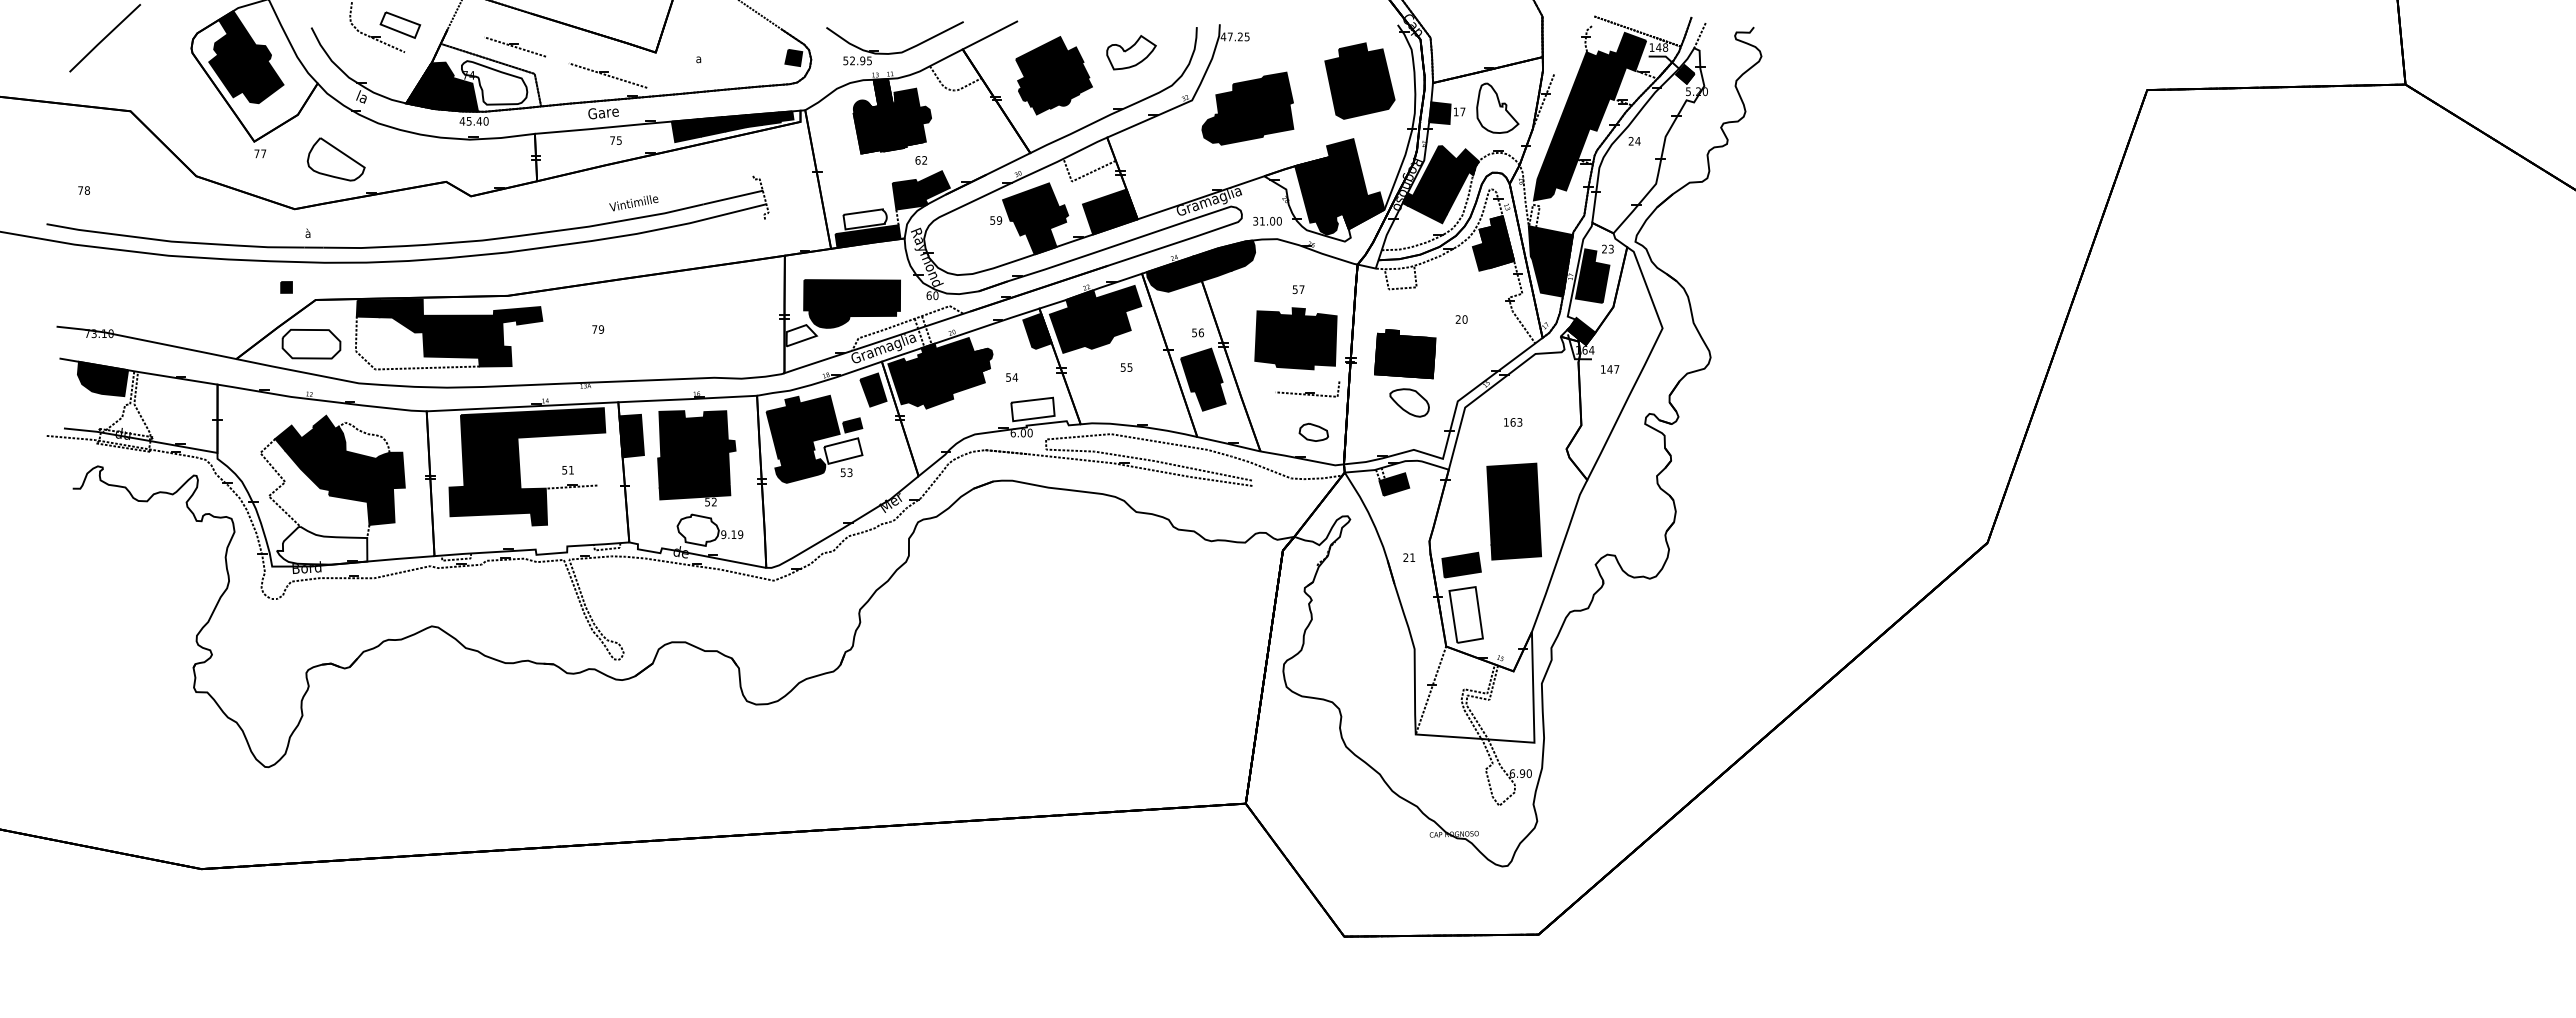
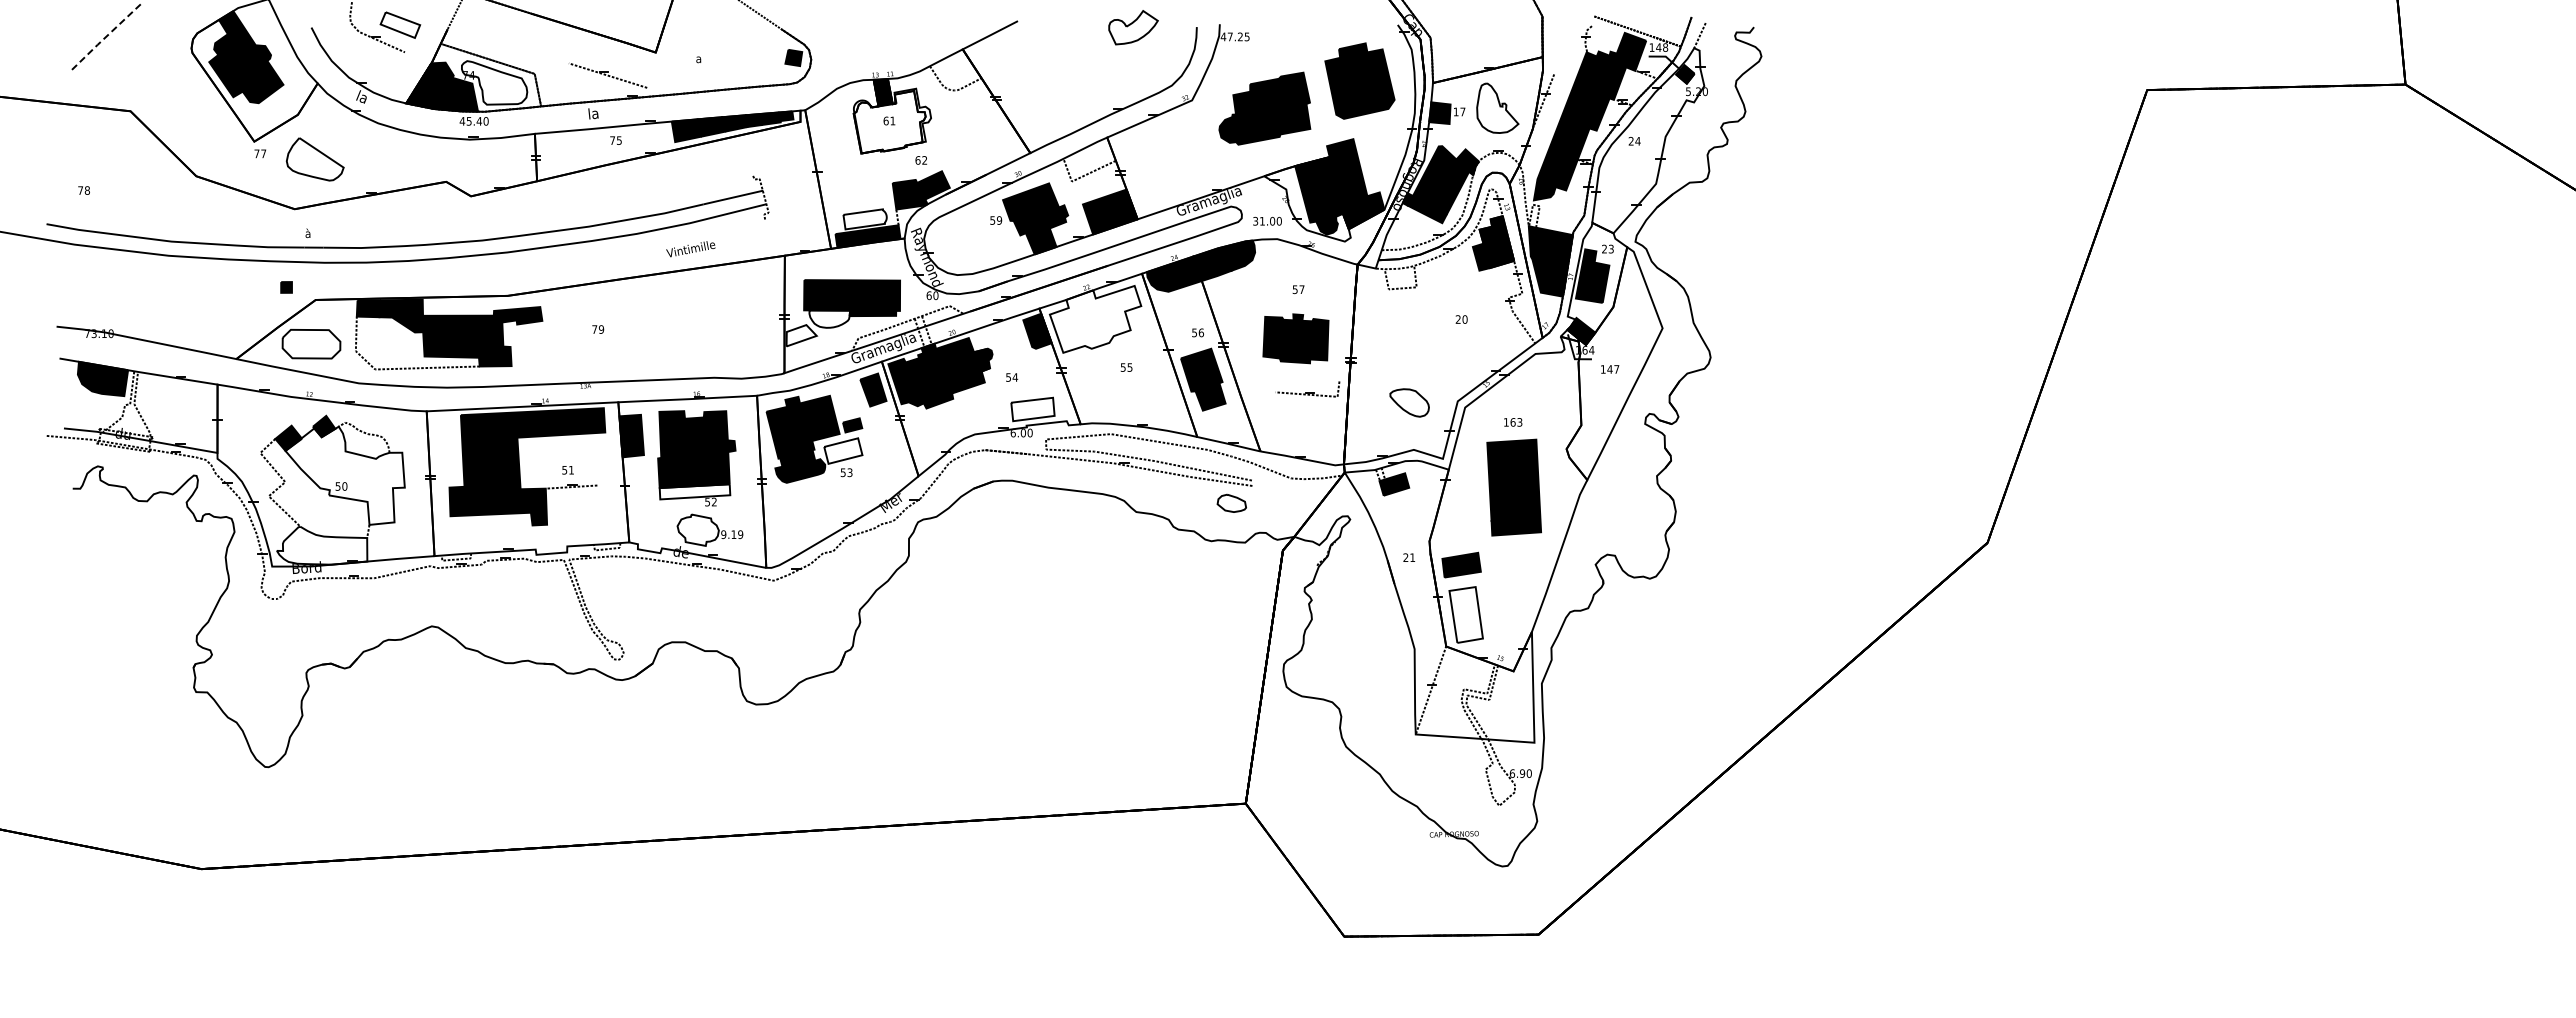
line: solid -> dashed (104, 38)
part: present -> none (515, 47)
part: present -> none (894, 52)
part position: (1131, 52) -> (1133, 27) (1133, 27)
part: present -> none (1053, 75)
part position: (1247, 108) -> (1264, 108) (1264, 108)
text: Gare -> la (603, 113)
fill: present -> none (892, 120)
part position: (335, 159) -> (314, 159) (314, 159)
text position: (633, 203) -> (690, 249) (690, 249)
fill: present -> none (829, 318)
fill: present -> none (1095, 318)
part size: 84x64 px -> 68x52 px (1295, 338)
part: present -> none (1405, 354)
part position: (1313, 431) -> (1231, 502) (1231, 502)
fill: present -> none (344, 475)
fill: present -> none (694, 491)
part position: (1513, 511) -> (1513, 487) (1513, 487)
